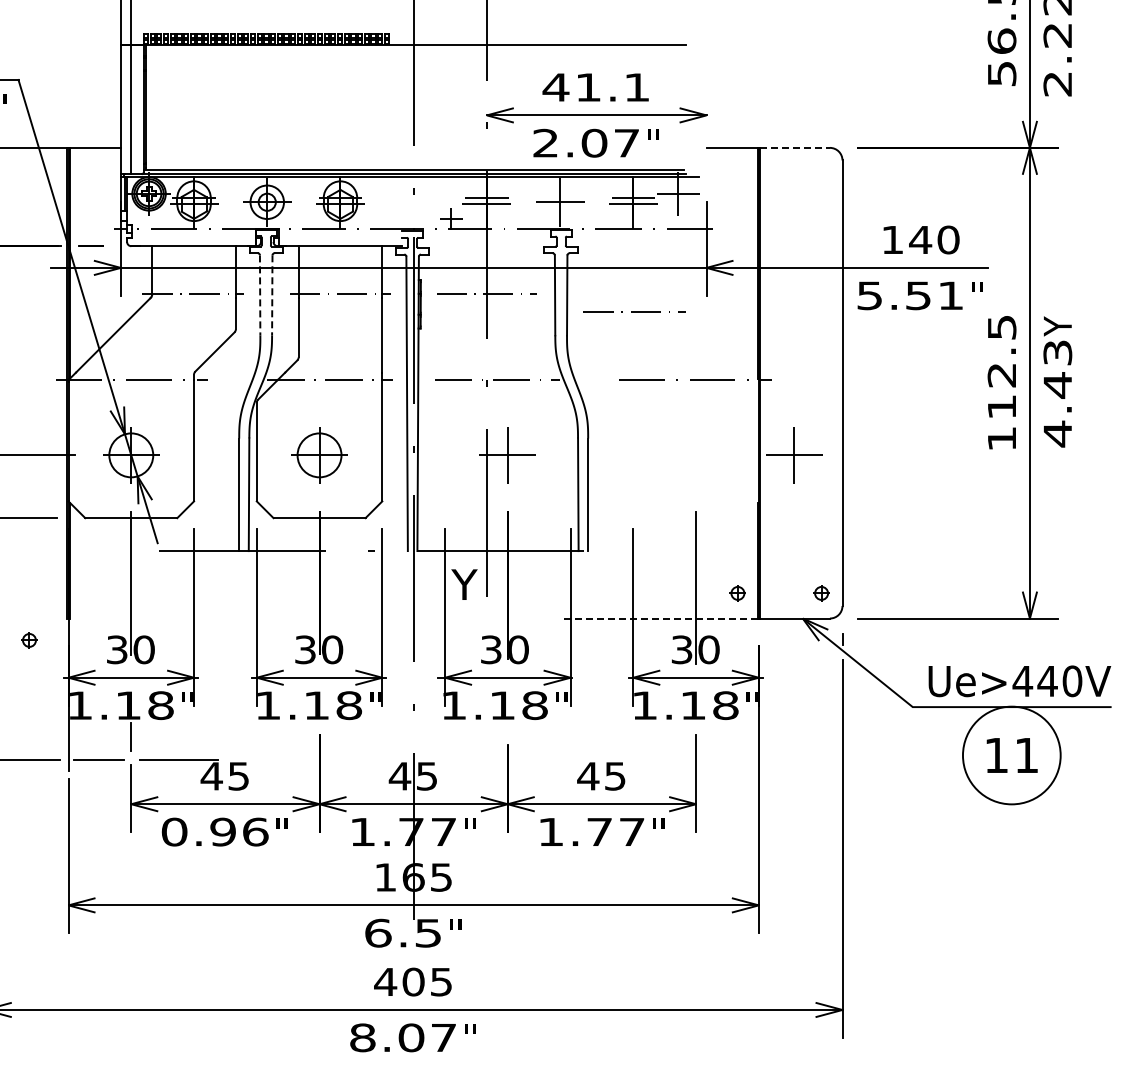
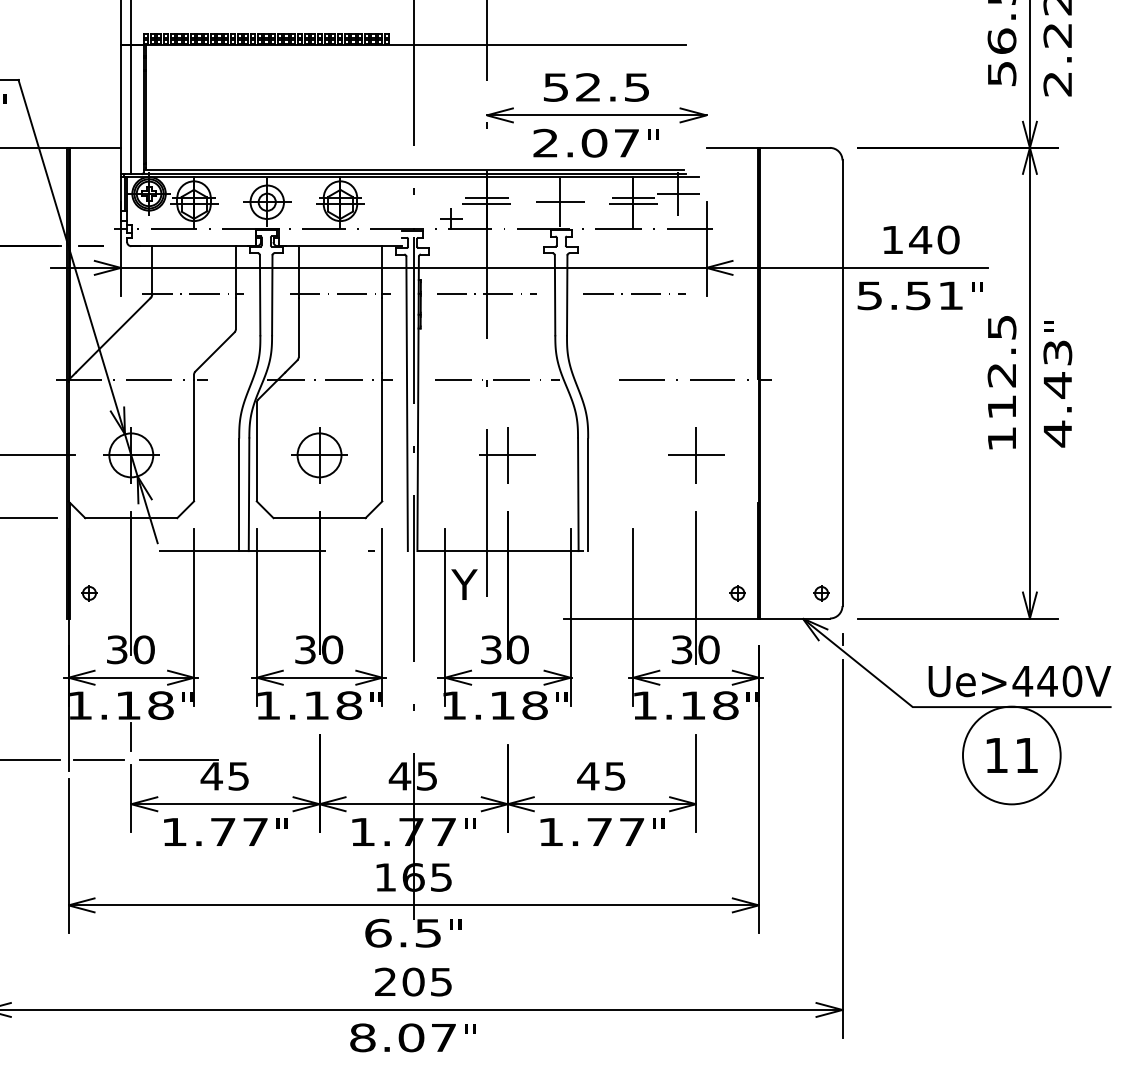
text: 41.1 -> 52.5 (595, 87)
line: dashed -> solid (795, 147)
line: dashed -> solid (260, 295)
line: dashed -> solid (272, 295)
line position: (634, 311) -> (634, 293) (634, 293)
text: Y -> " (1057, 326)
part position: (794, 455) -> (696, 455) (696, 455)
line: dashed -> solid (660, 618)
part position: (29, 640) -> (89, 593) (89, 593)
text: 0.96 -> 1.77 (214, 831)
text: 405 -> 205 (385, 981)
